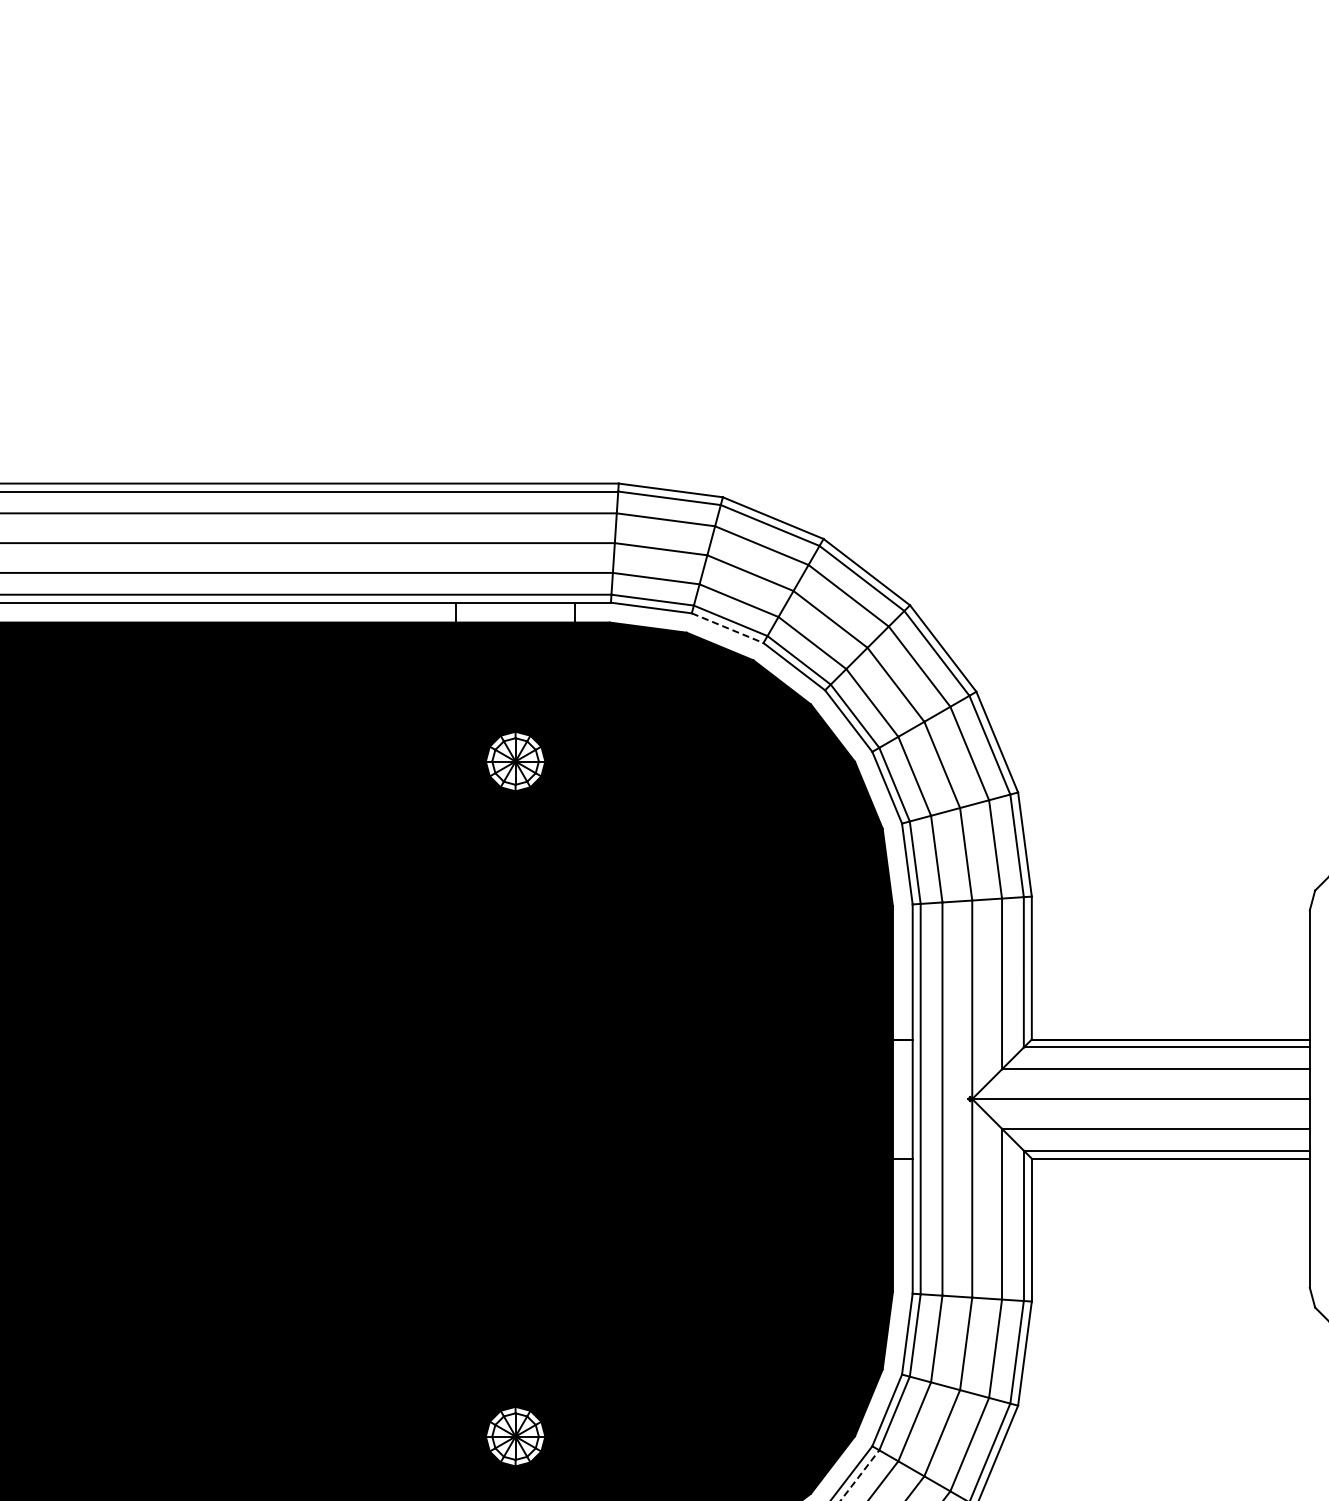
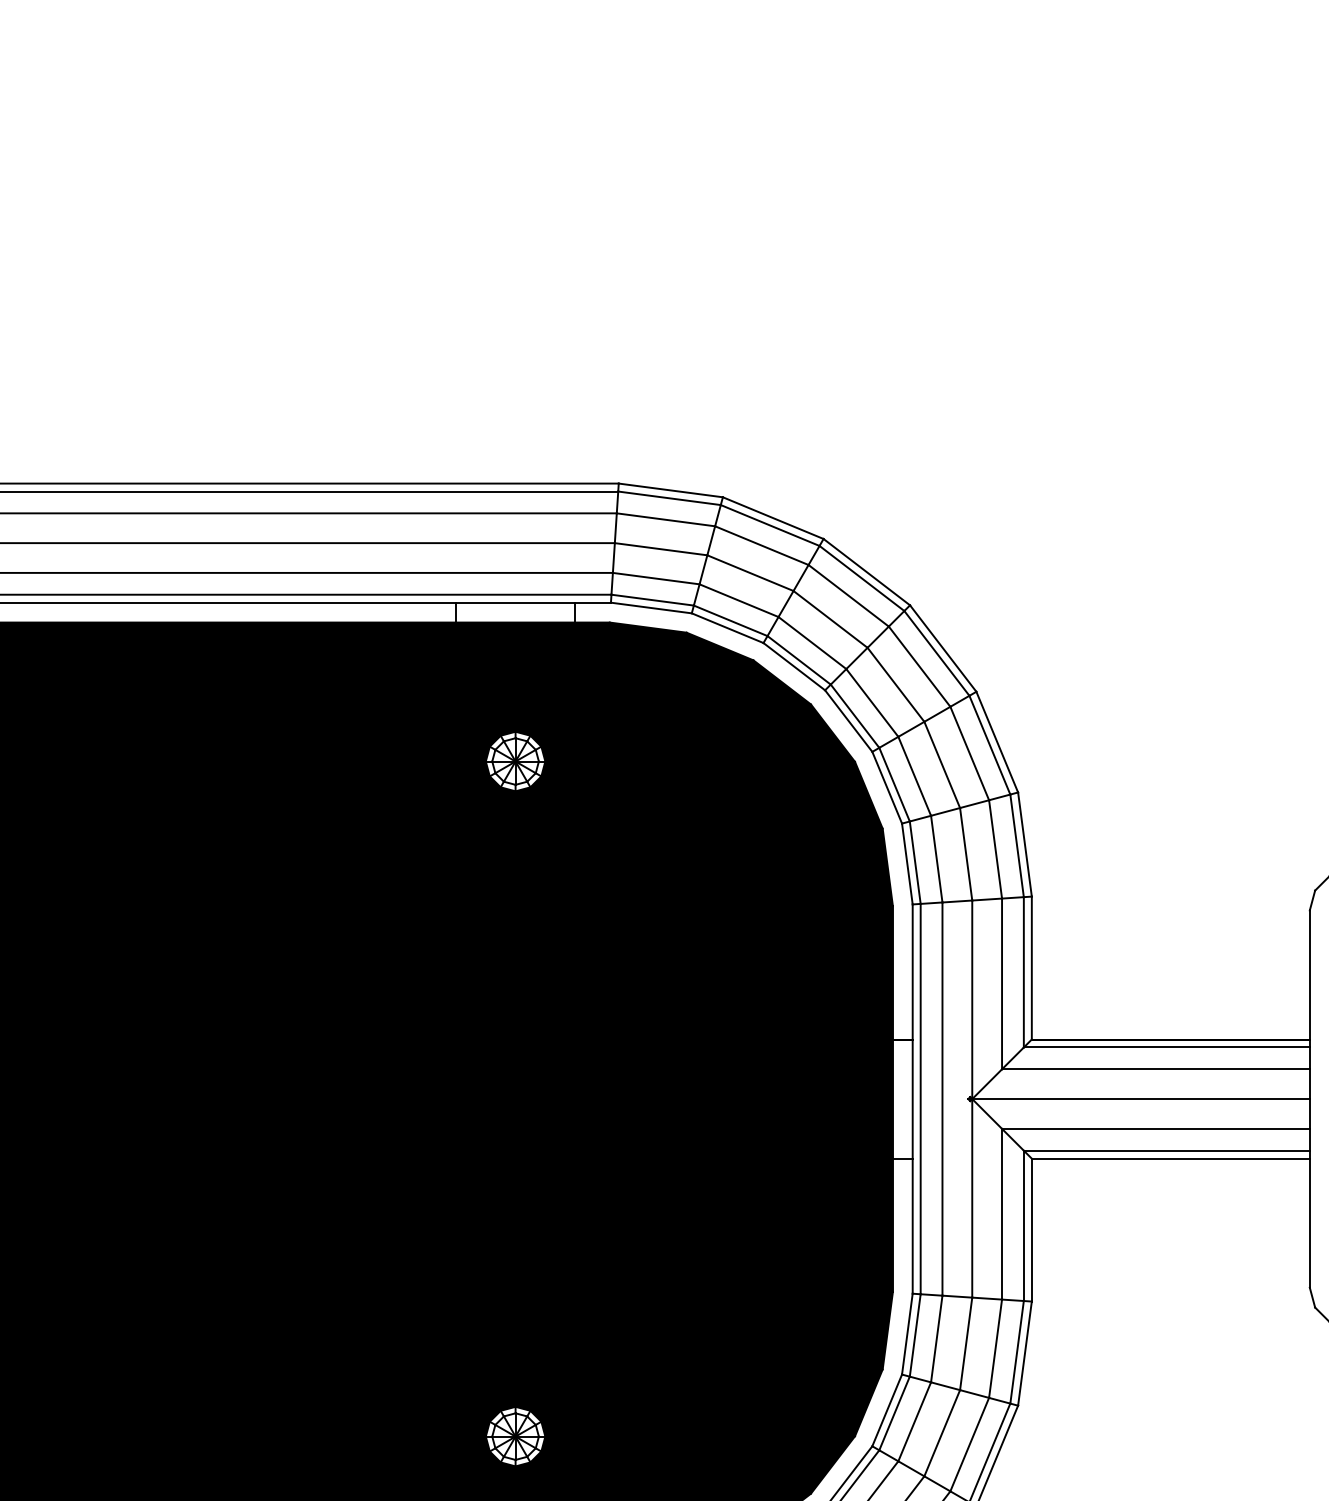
line: dashed -> solid (727, 628)
line: dashed -> solid (859, 1475)
